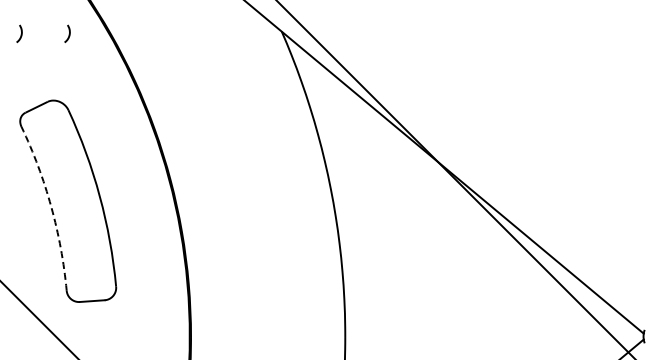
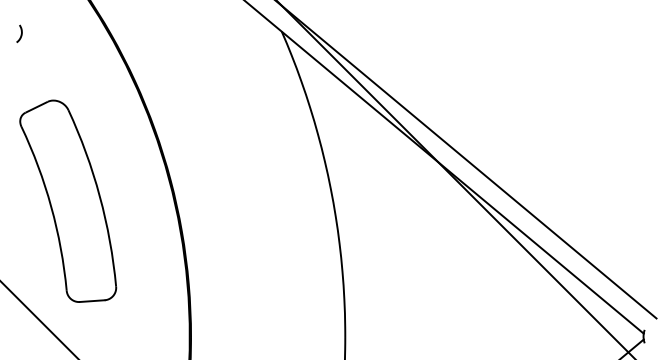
curve: present -> none (68, 34)
line: none -> present (466, 160)
arc: dashed -> solid (51, 206)
